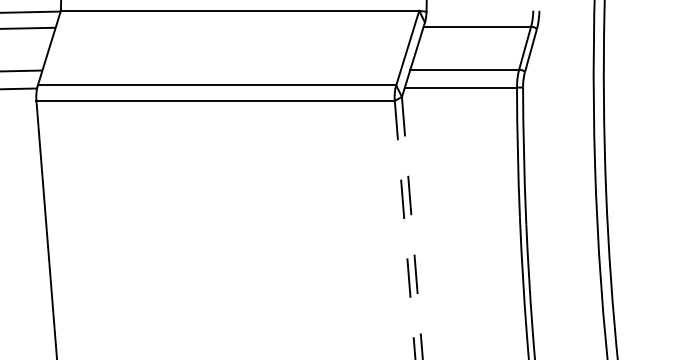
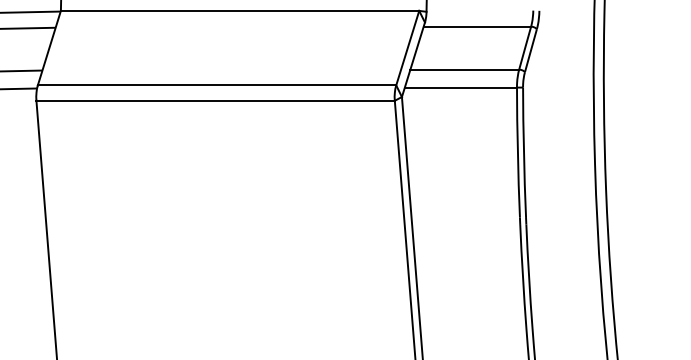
line: dashed -> solid (412, 228)
line: dashed -> solid (405, 230)
